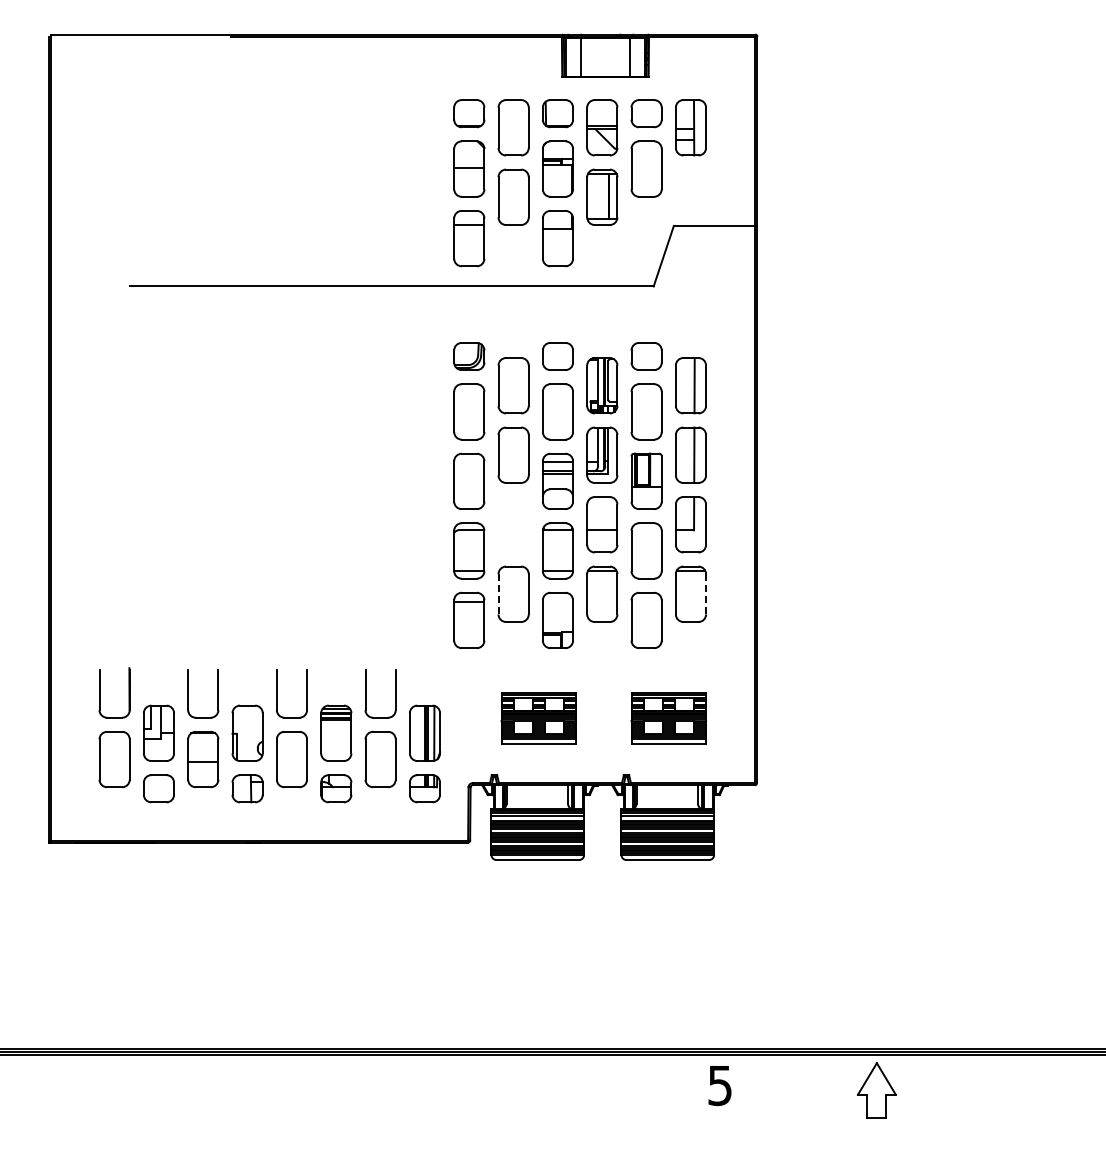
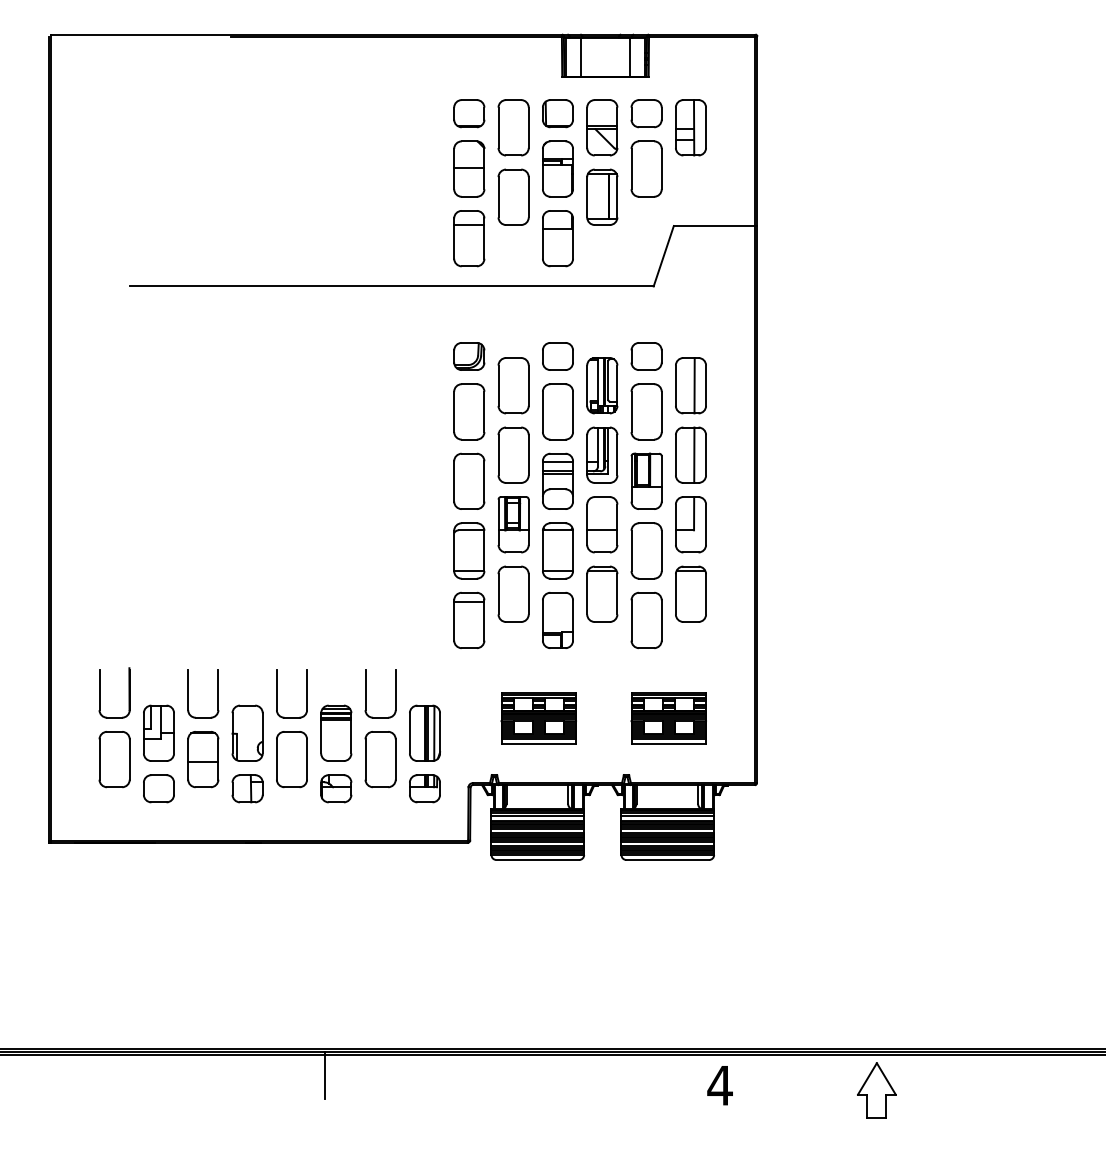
part: none -> present (513, 524)
line: dashed -> solid (706, 593)
line: dashed -> solid (498, 594)
line: none -> present (324, 1075)
text: 5 -> 4 (719, 1086)
